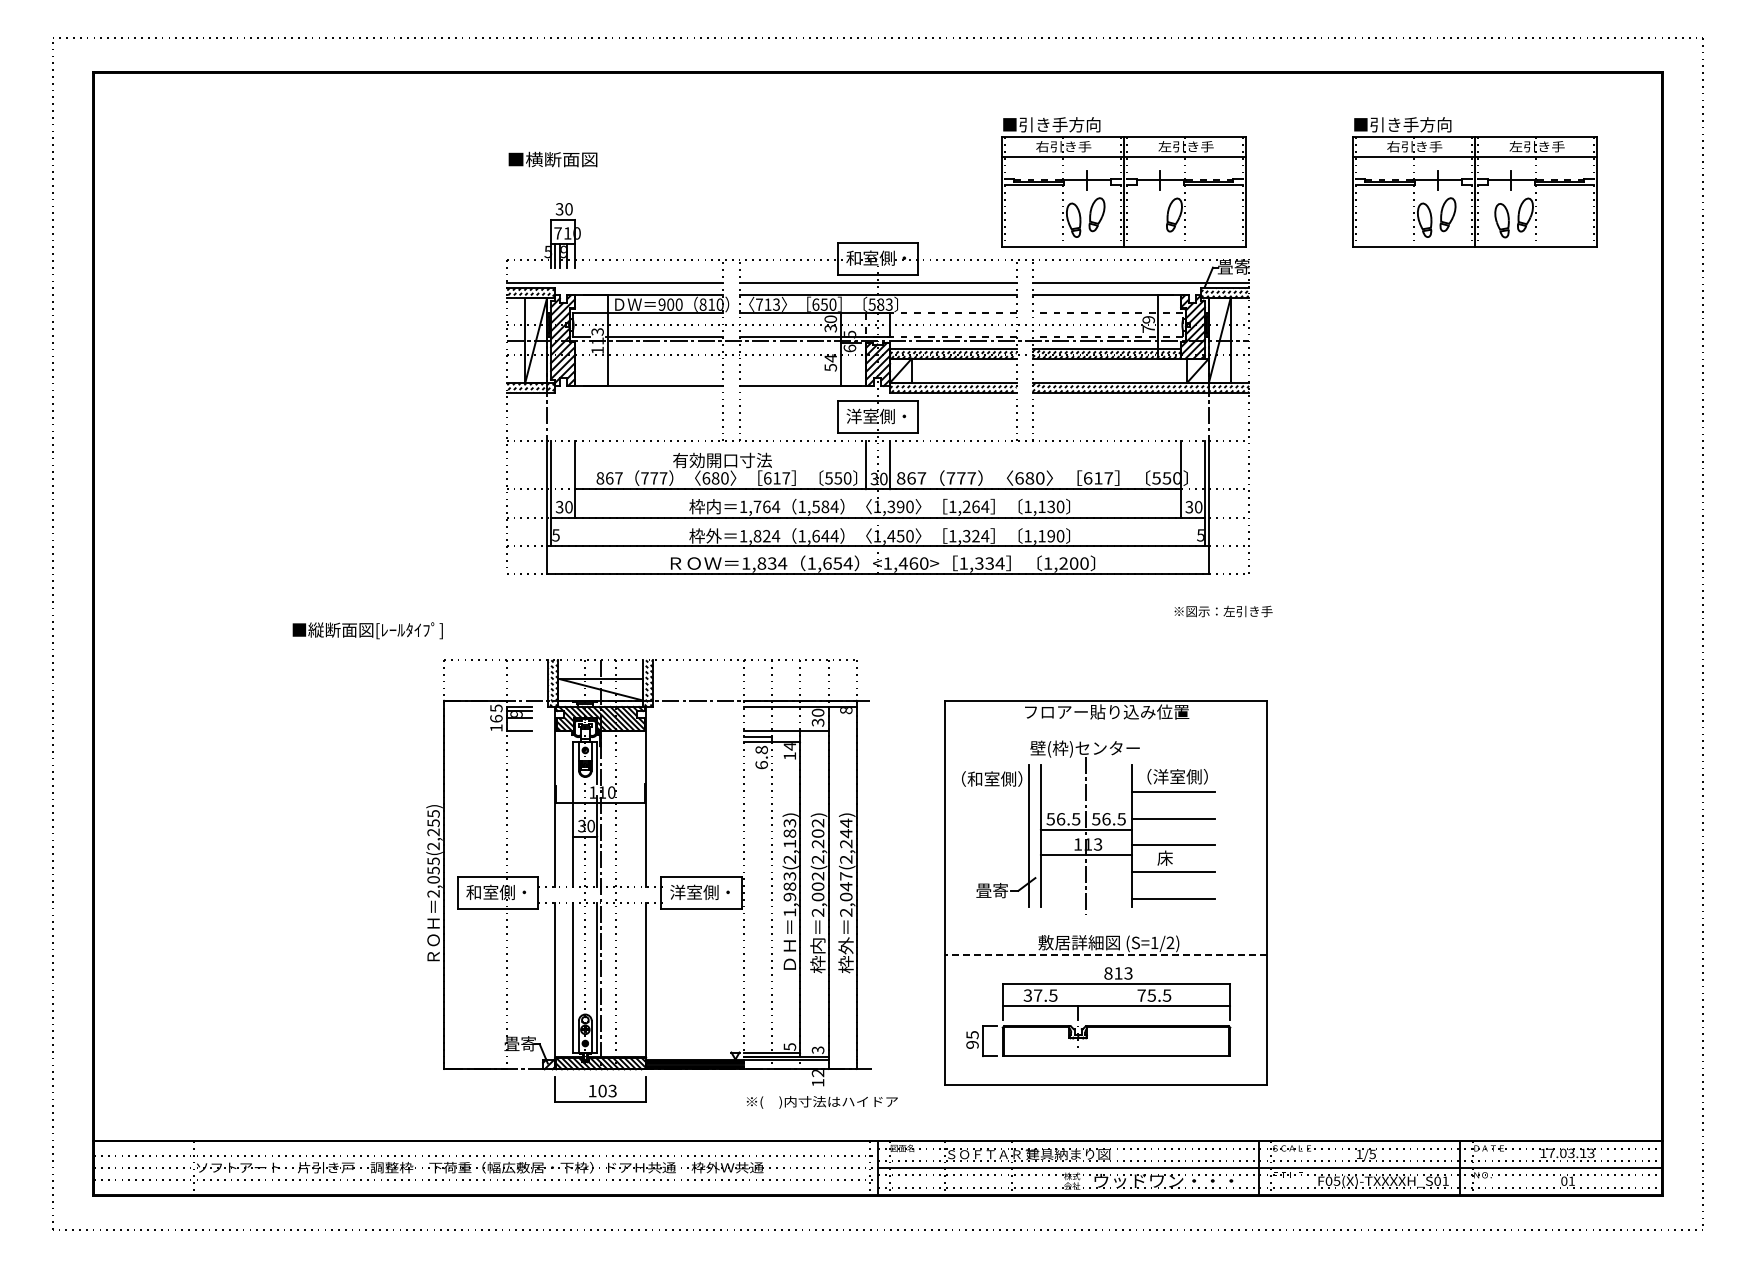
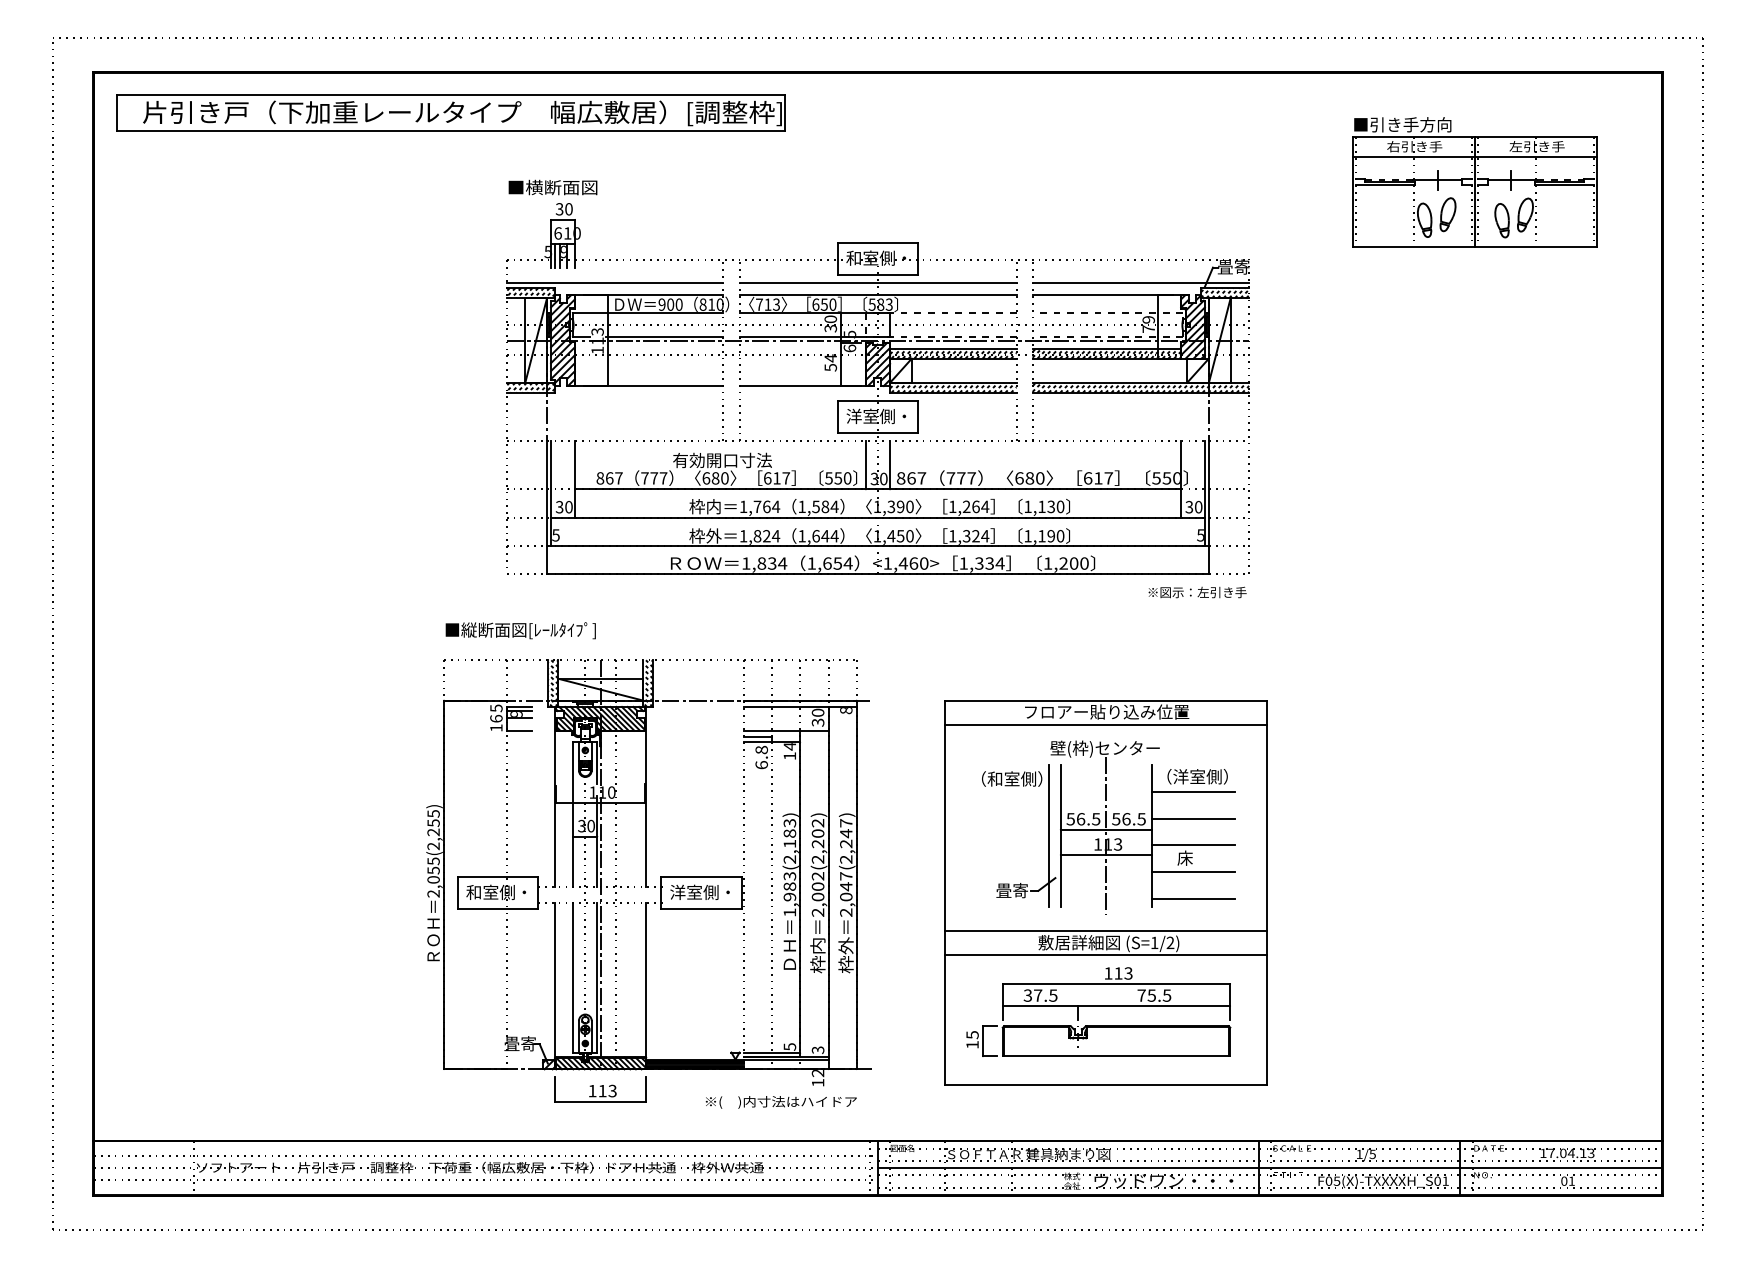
part: none -> present (450, 112)
text position: (552, 159) -> (552, 187) (552, 187)
part: present -> none (1123, 182)
text: 7 -> 6 (557, 233)
text position: (1223, 611) -> (1197, 592) (1197, 592)
text position: (367, 630) -> (520, 630) (520, 630)
line: none -> present (1106, 724)
text: 2,047(2,244) -> 2,047(2,247) (846, 822)
part position: (1088, 827) -> (1108, 827) (1108, 827)
line: none -> present (1106, 931)
line: dashed -> solid (1105, 955)
text: 813 -> 113 (1108, 973)
text: 95 -> 15 (972, 1044)
text: 103 -> 113 (602, 1090)
text position: (821, 1102) -> (780, 1102) (780, 1102)
text: 17.03.13 -> 17.04.13 (1570, 1153)
